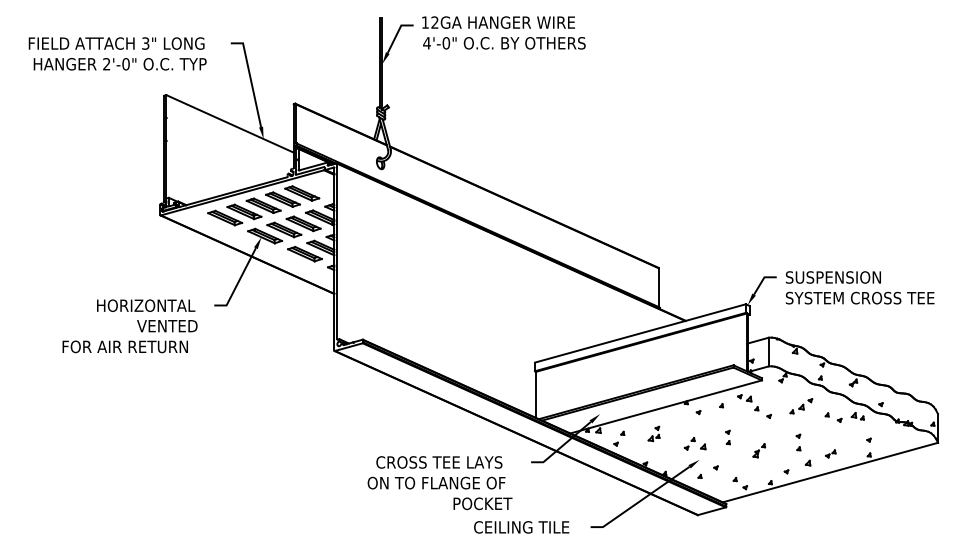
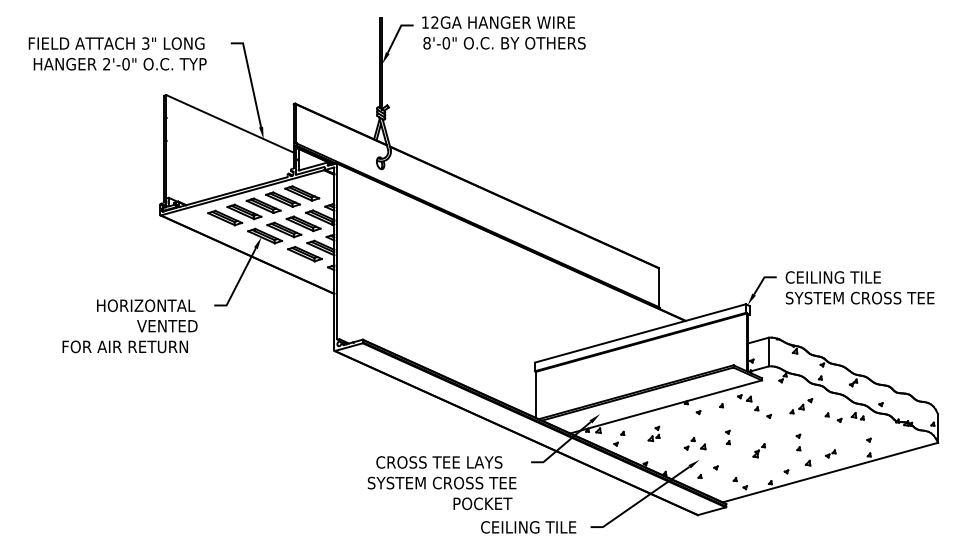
text: 4'-0" -> 8'-0" (426, 43)
text: SUSPENSION -> CEILING TILE (832, 277)
text: ON TO FLANGE OF -> SYSTEM CROSS TEE (441, 482)
text position: (521, 527) -> (528, 527) (528, 527)
